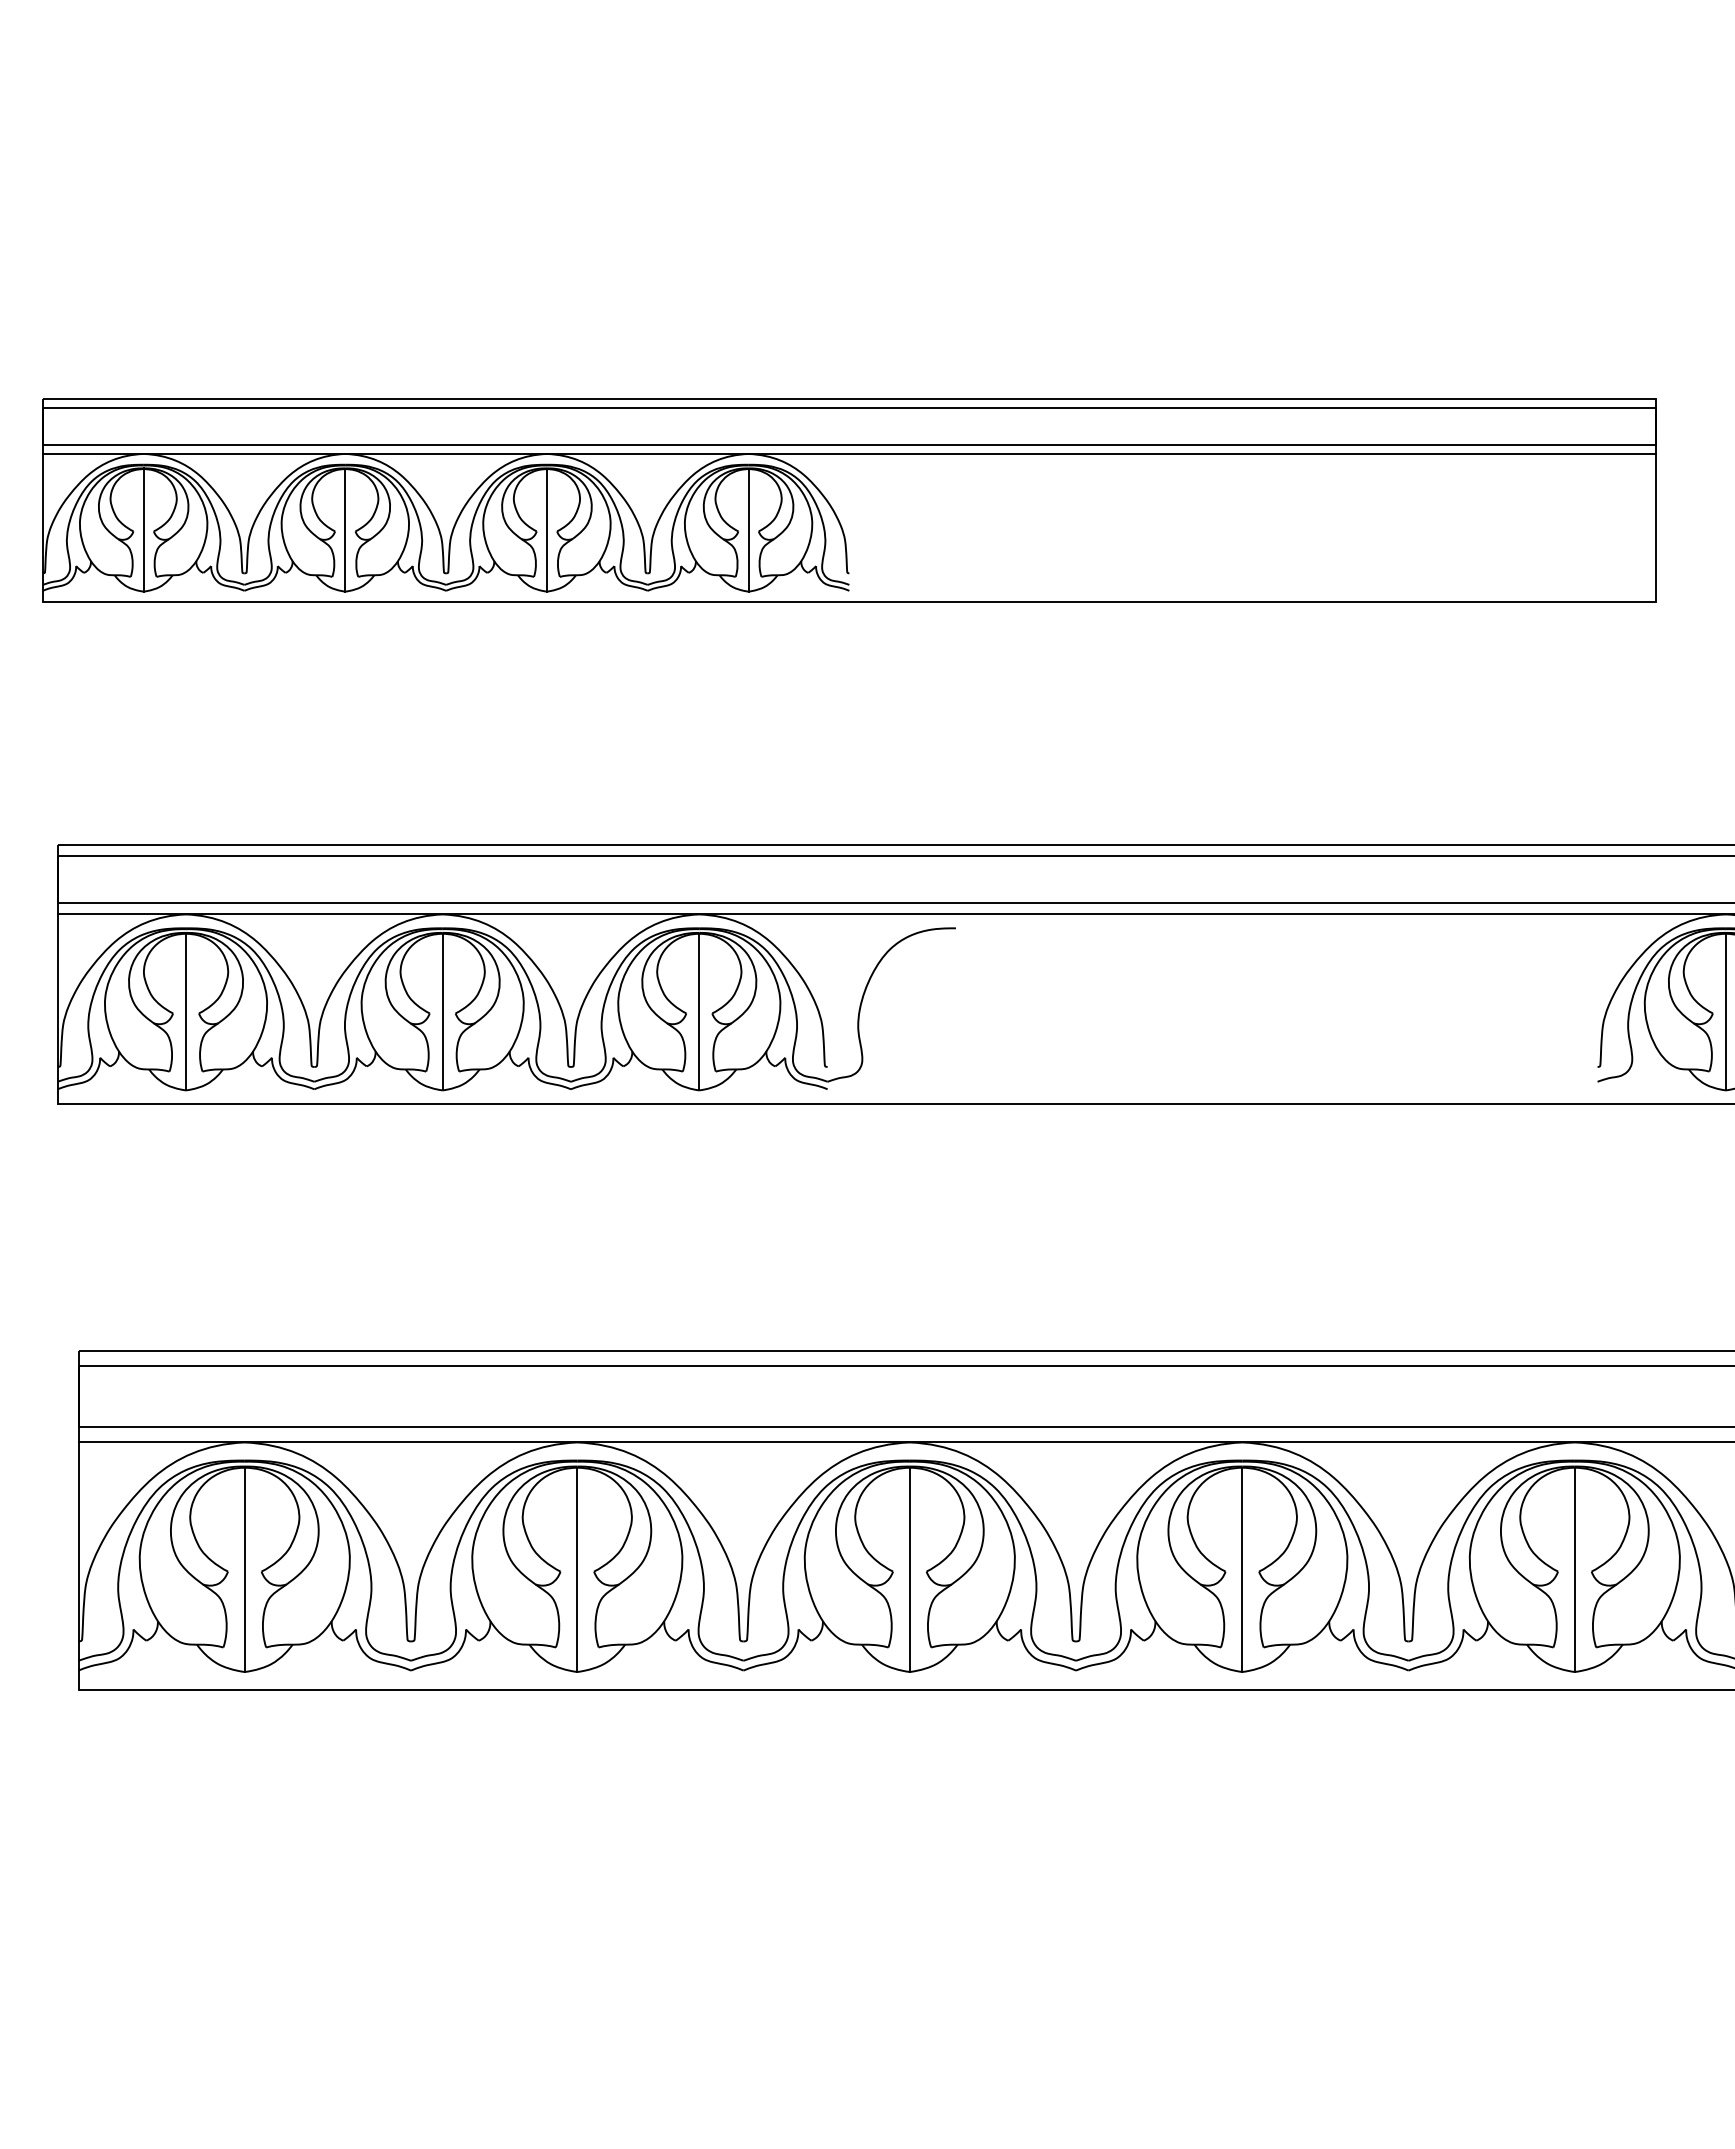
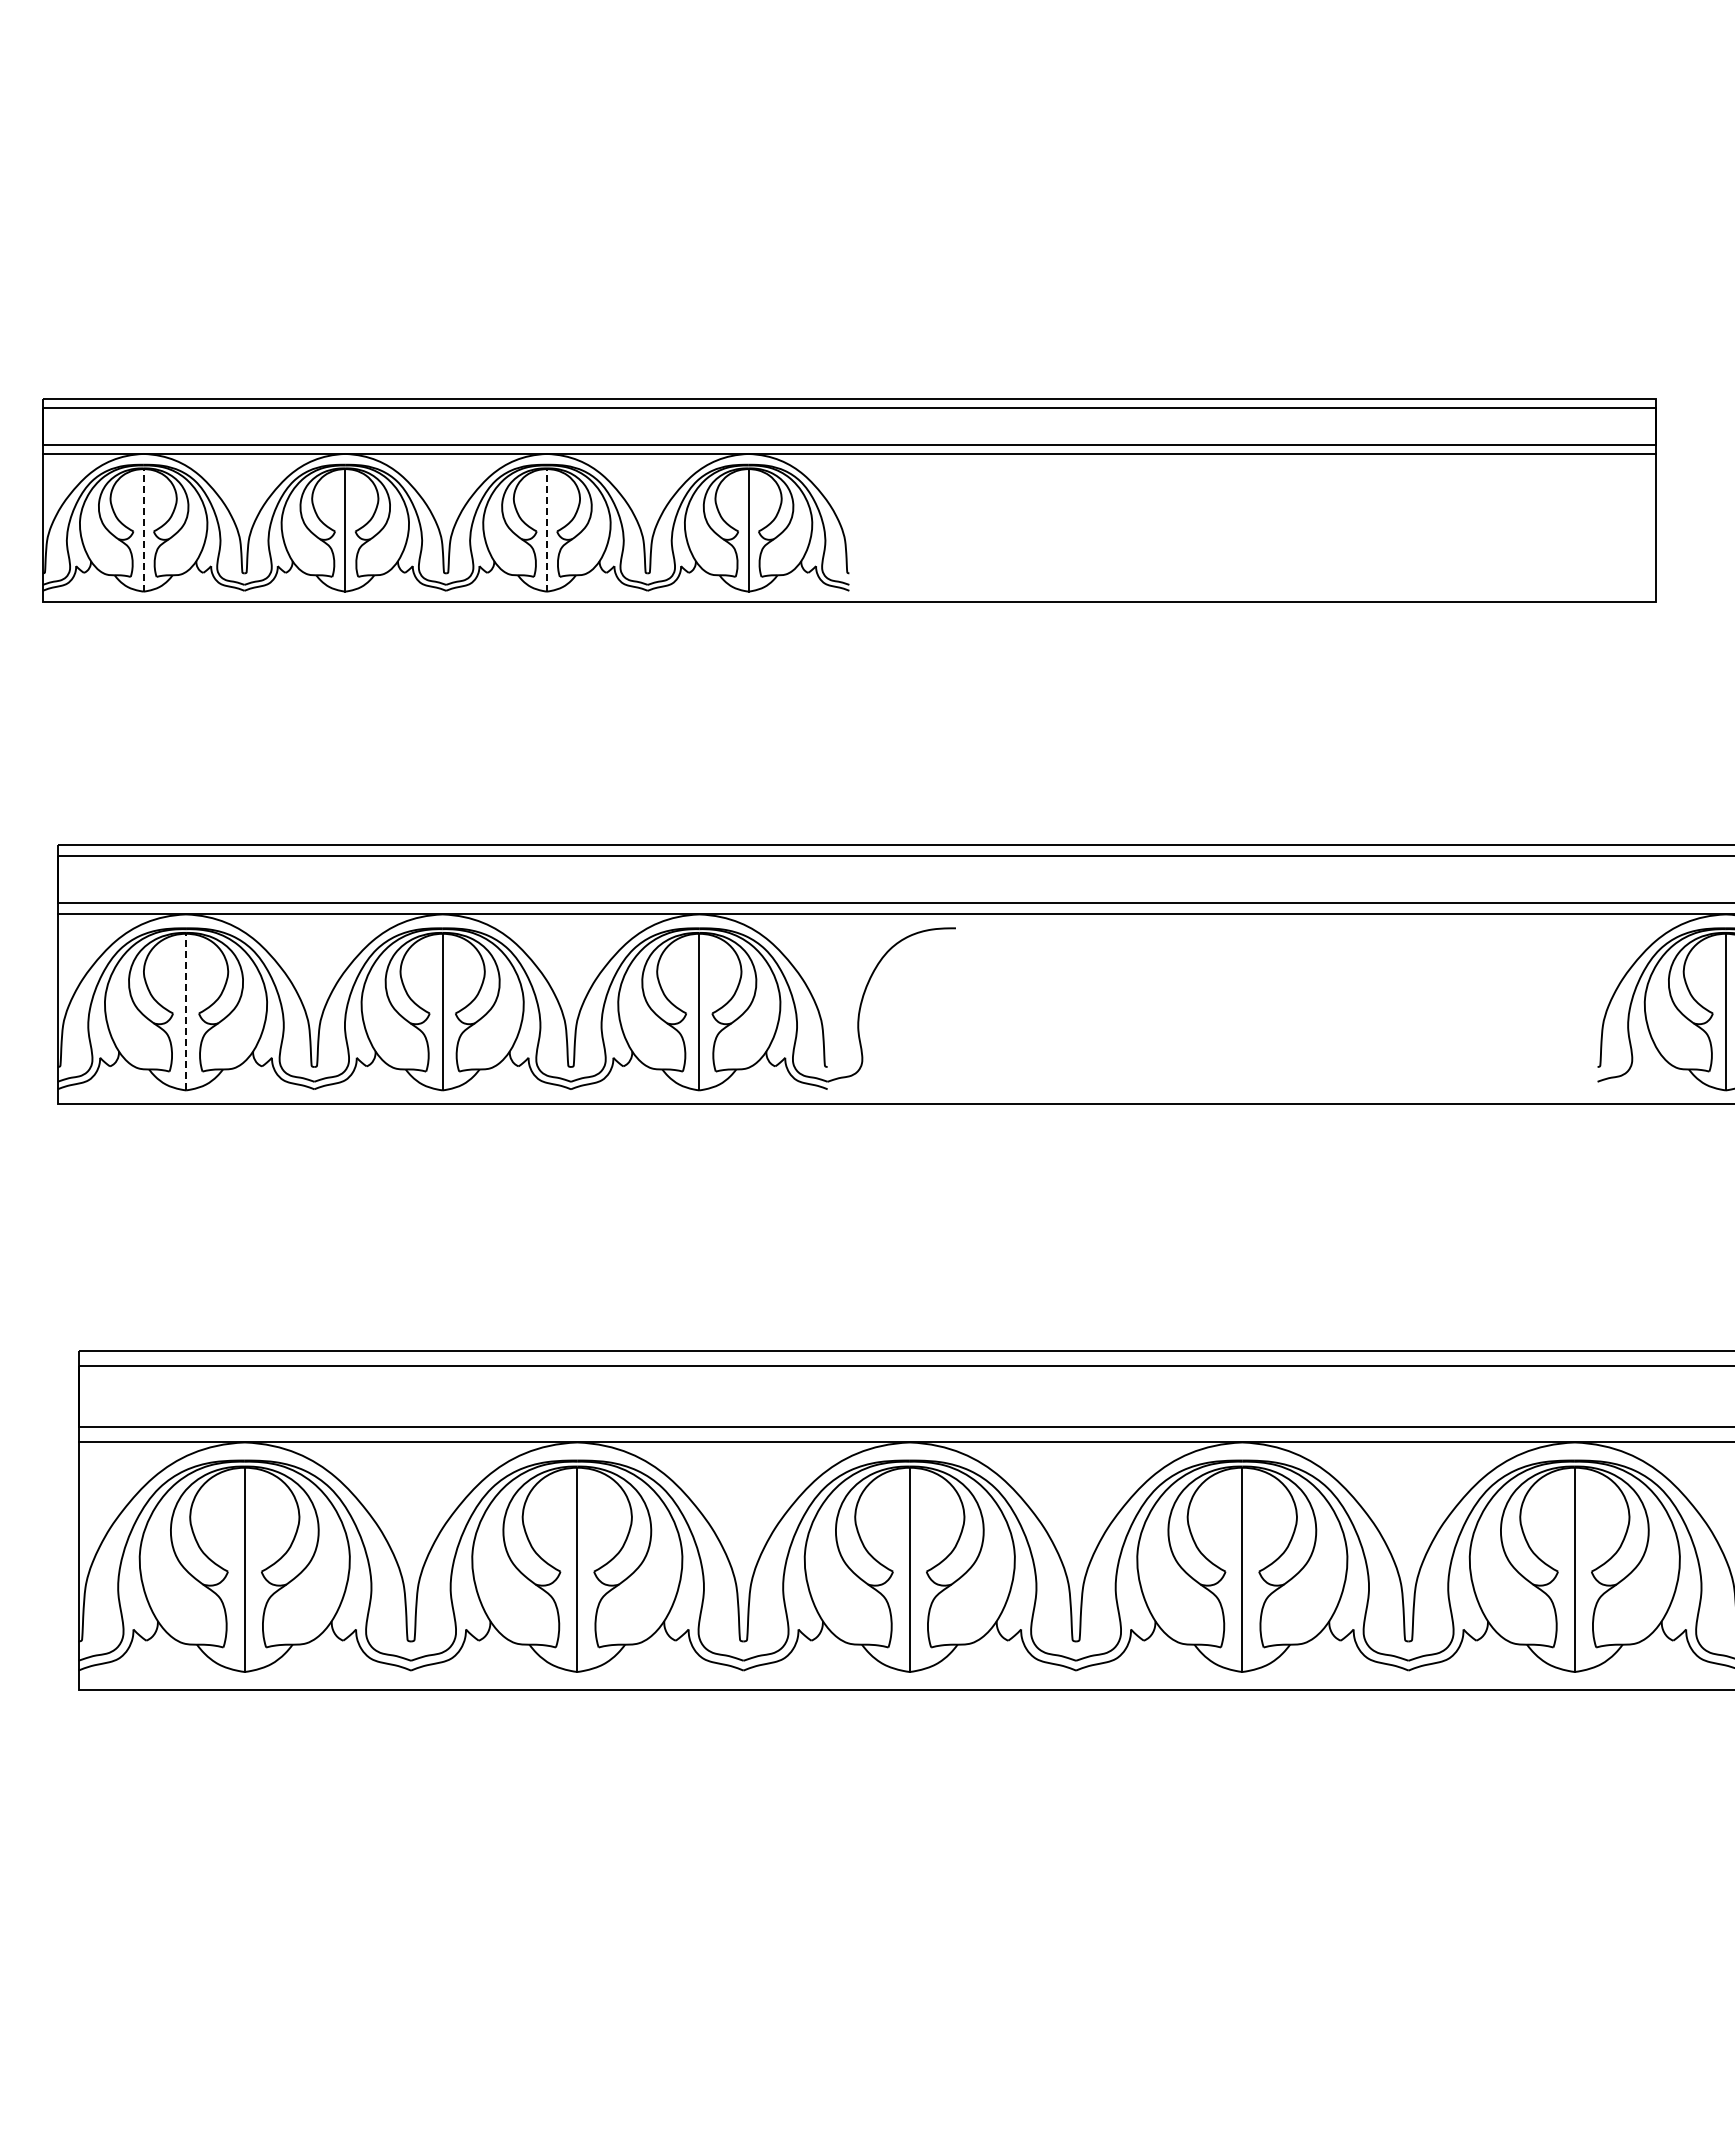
line: solid -> dashed (546, 529)
line: solid -> dashed (143, 530)
line: solid -> dashed (186, 1011)
